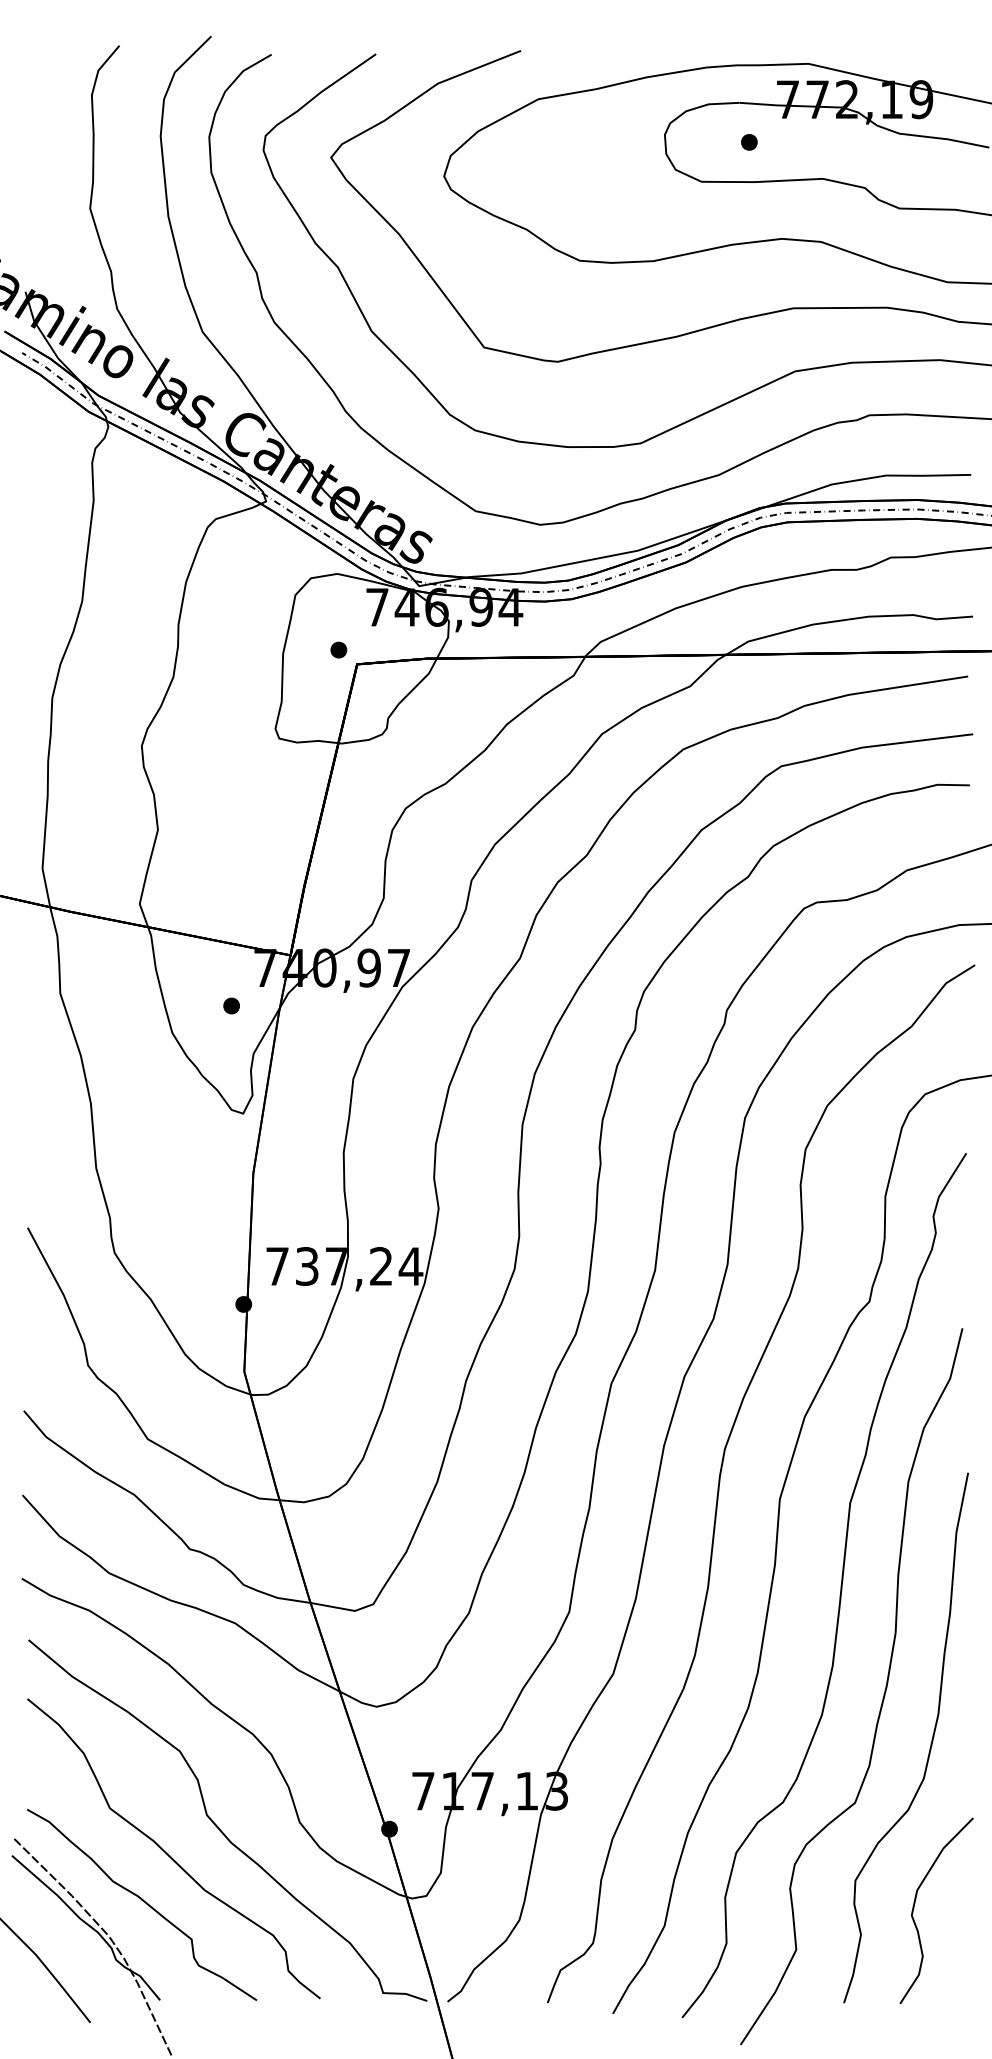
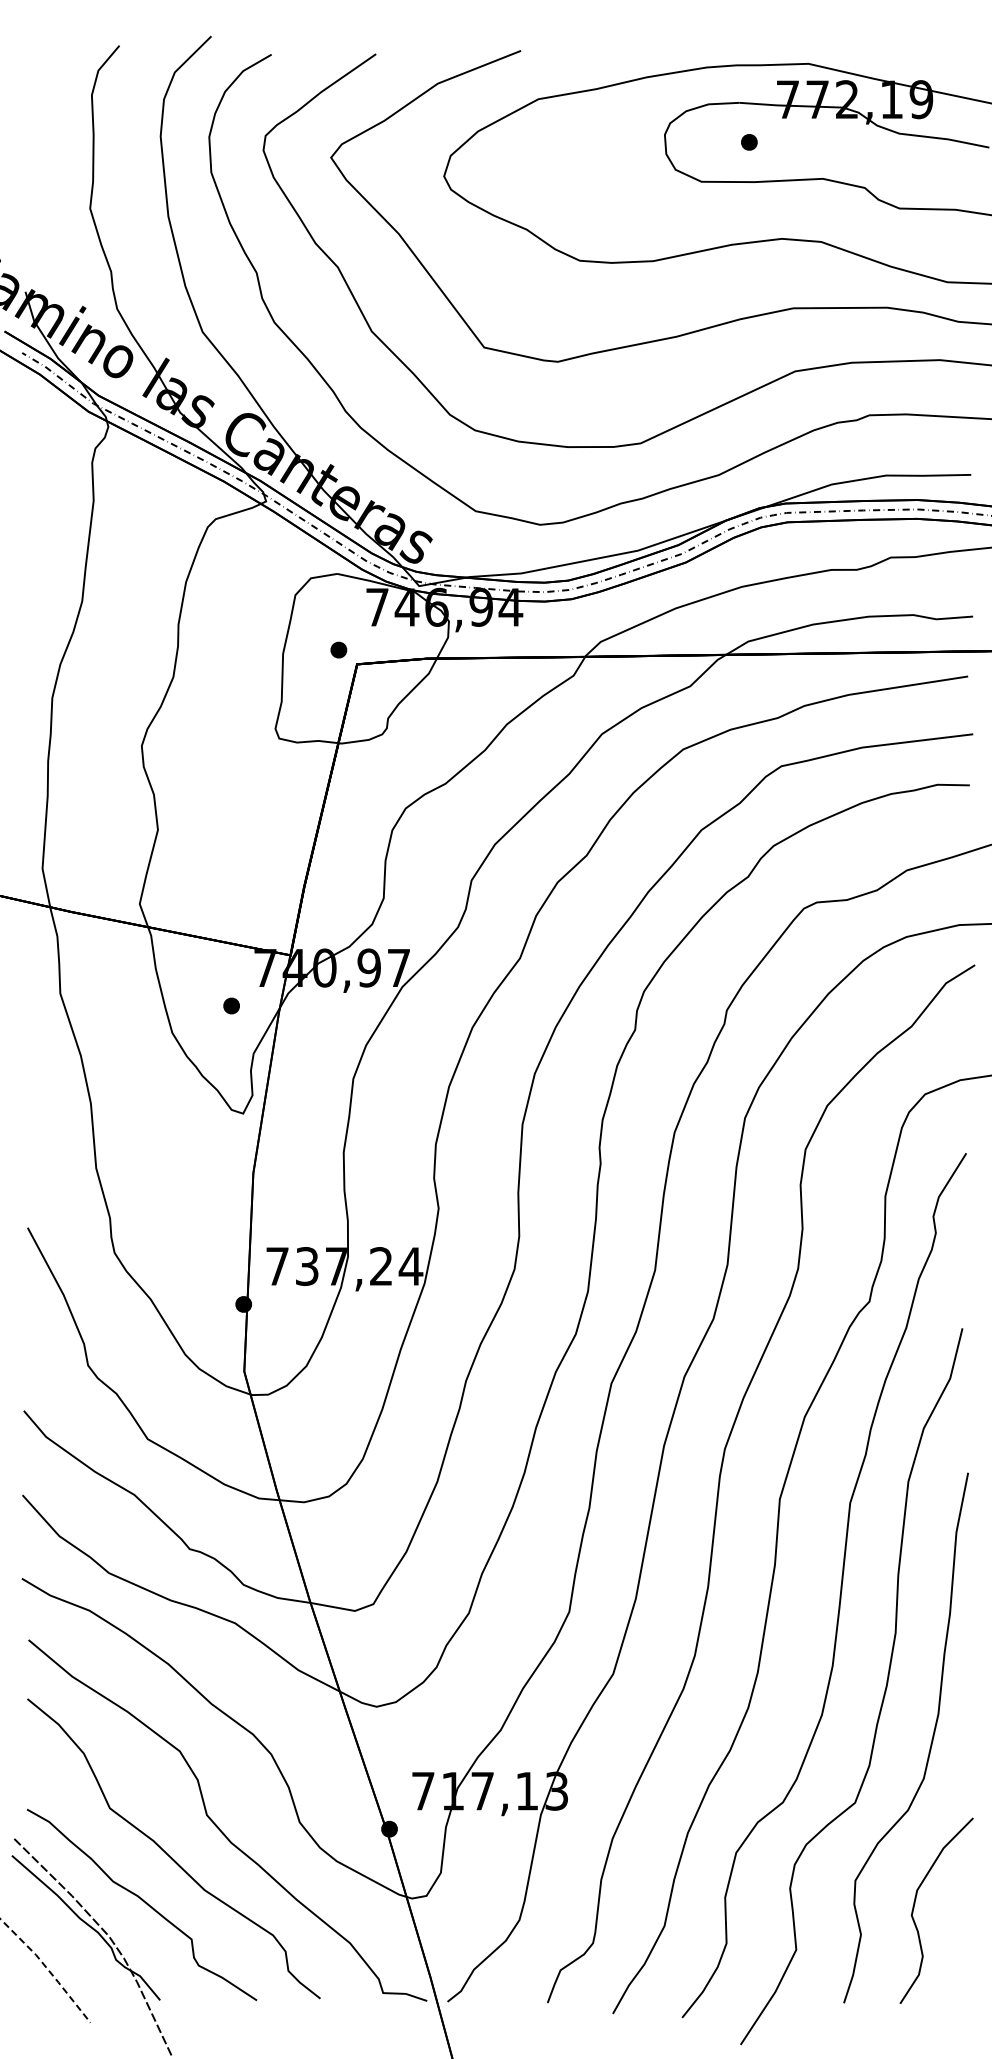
line: solid -> dashed (47, 1969)
